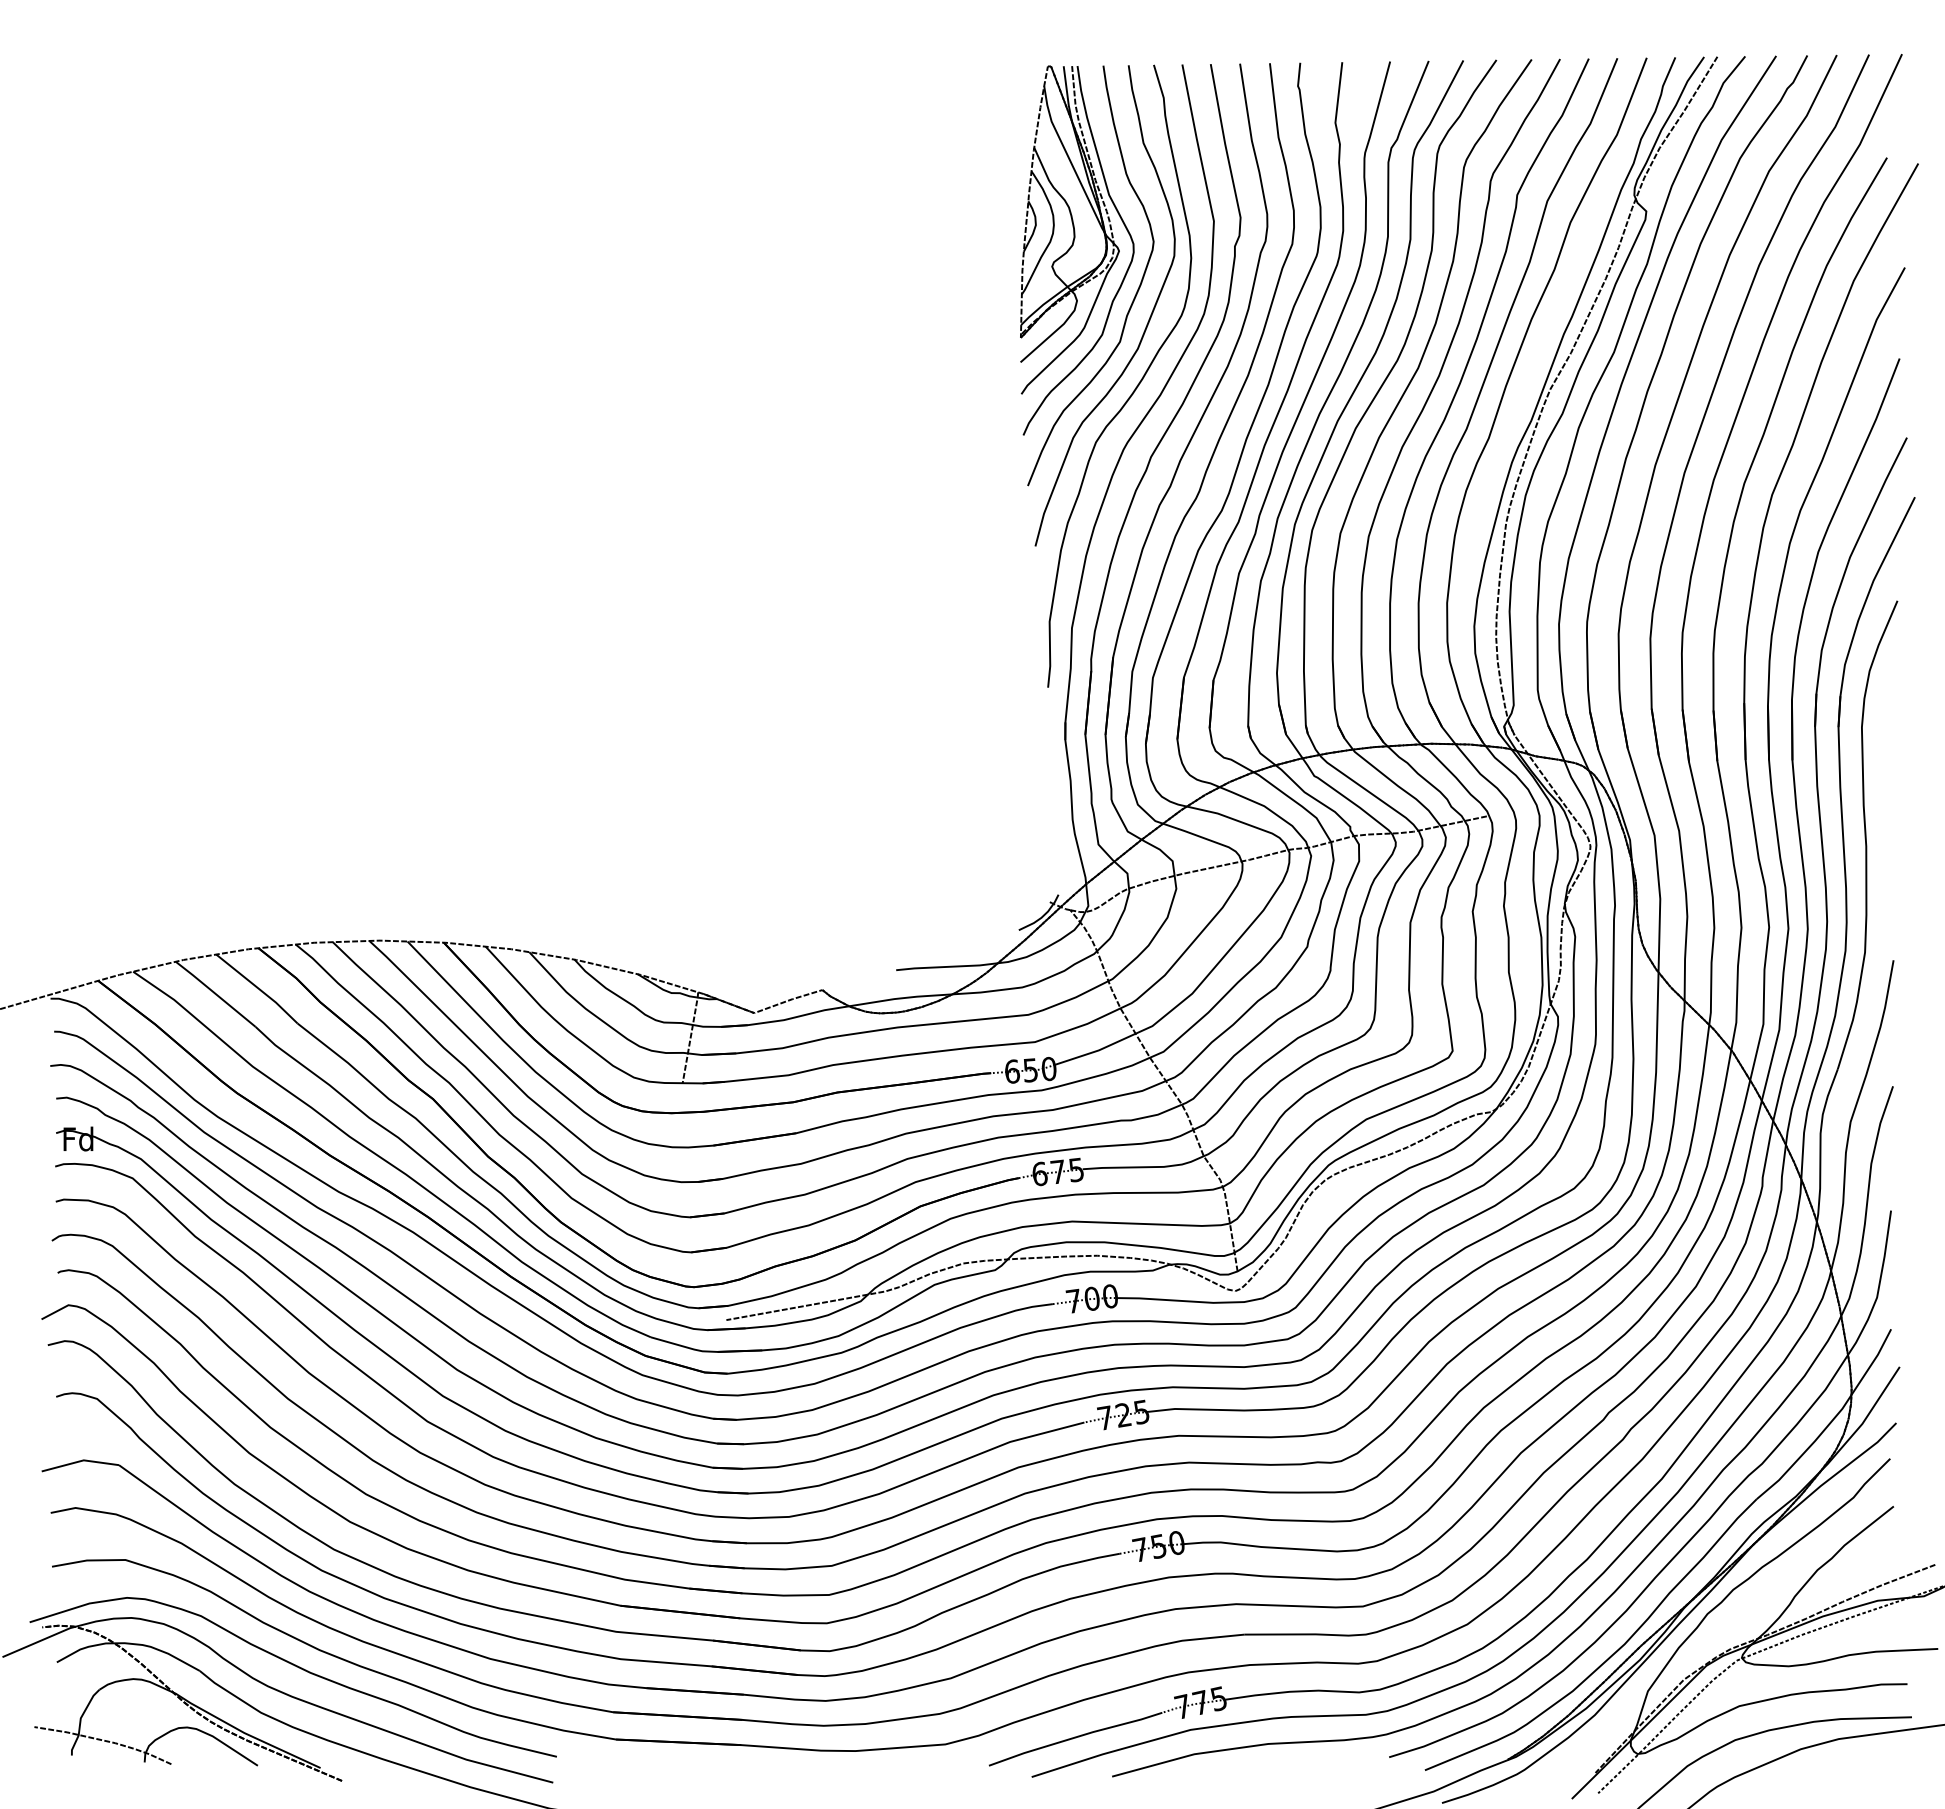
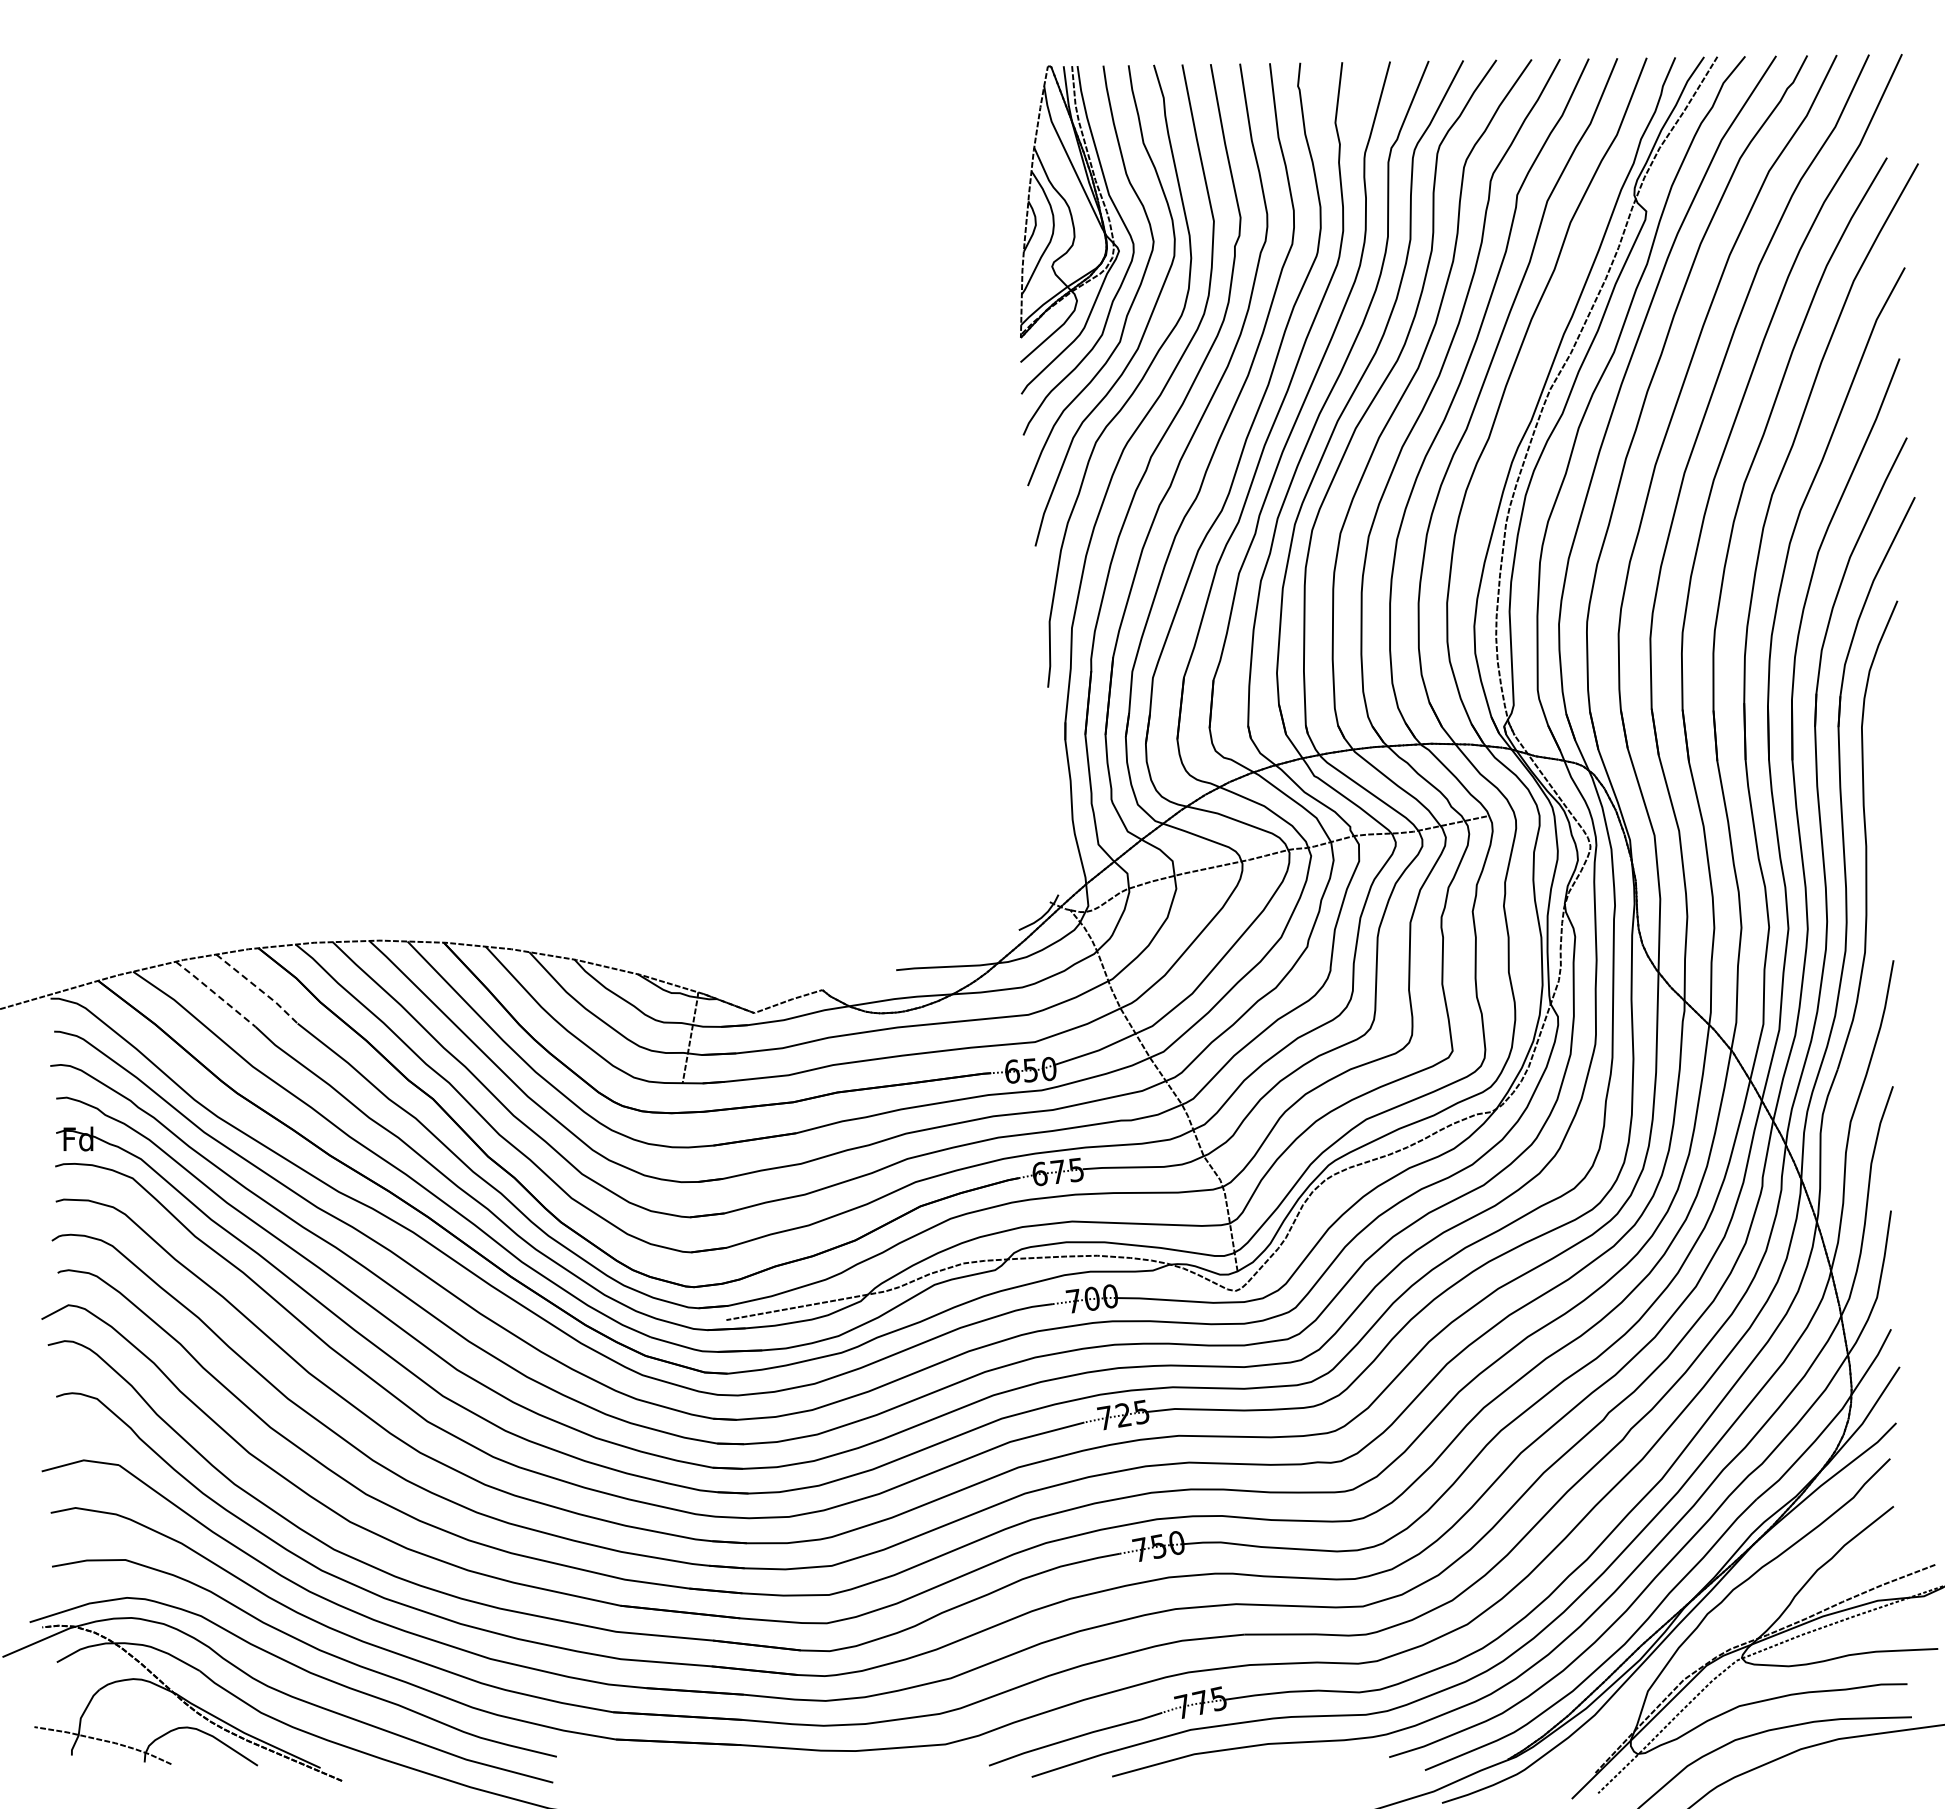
line: solid -> dashed (258, 988)
line: solid -> dashed (215, 994)
